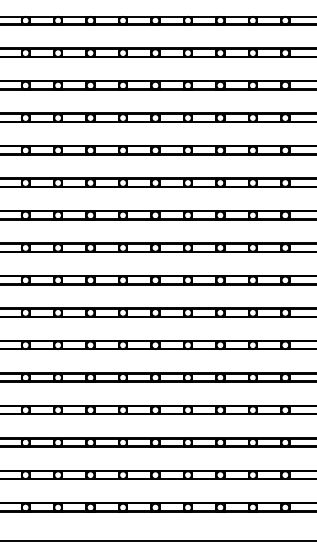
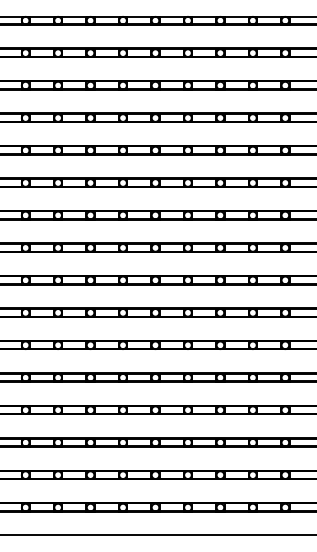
line position: (157, 541) -> (157, 535) (157, 535)
